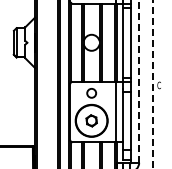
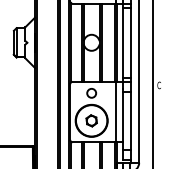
line: dashed -> solid (139, 81)
line: dashed -> solid (153, 84)
